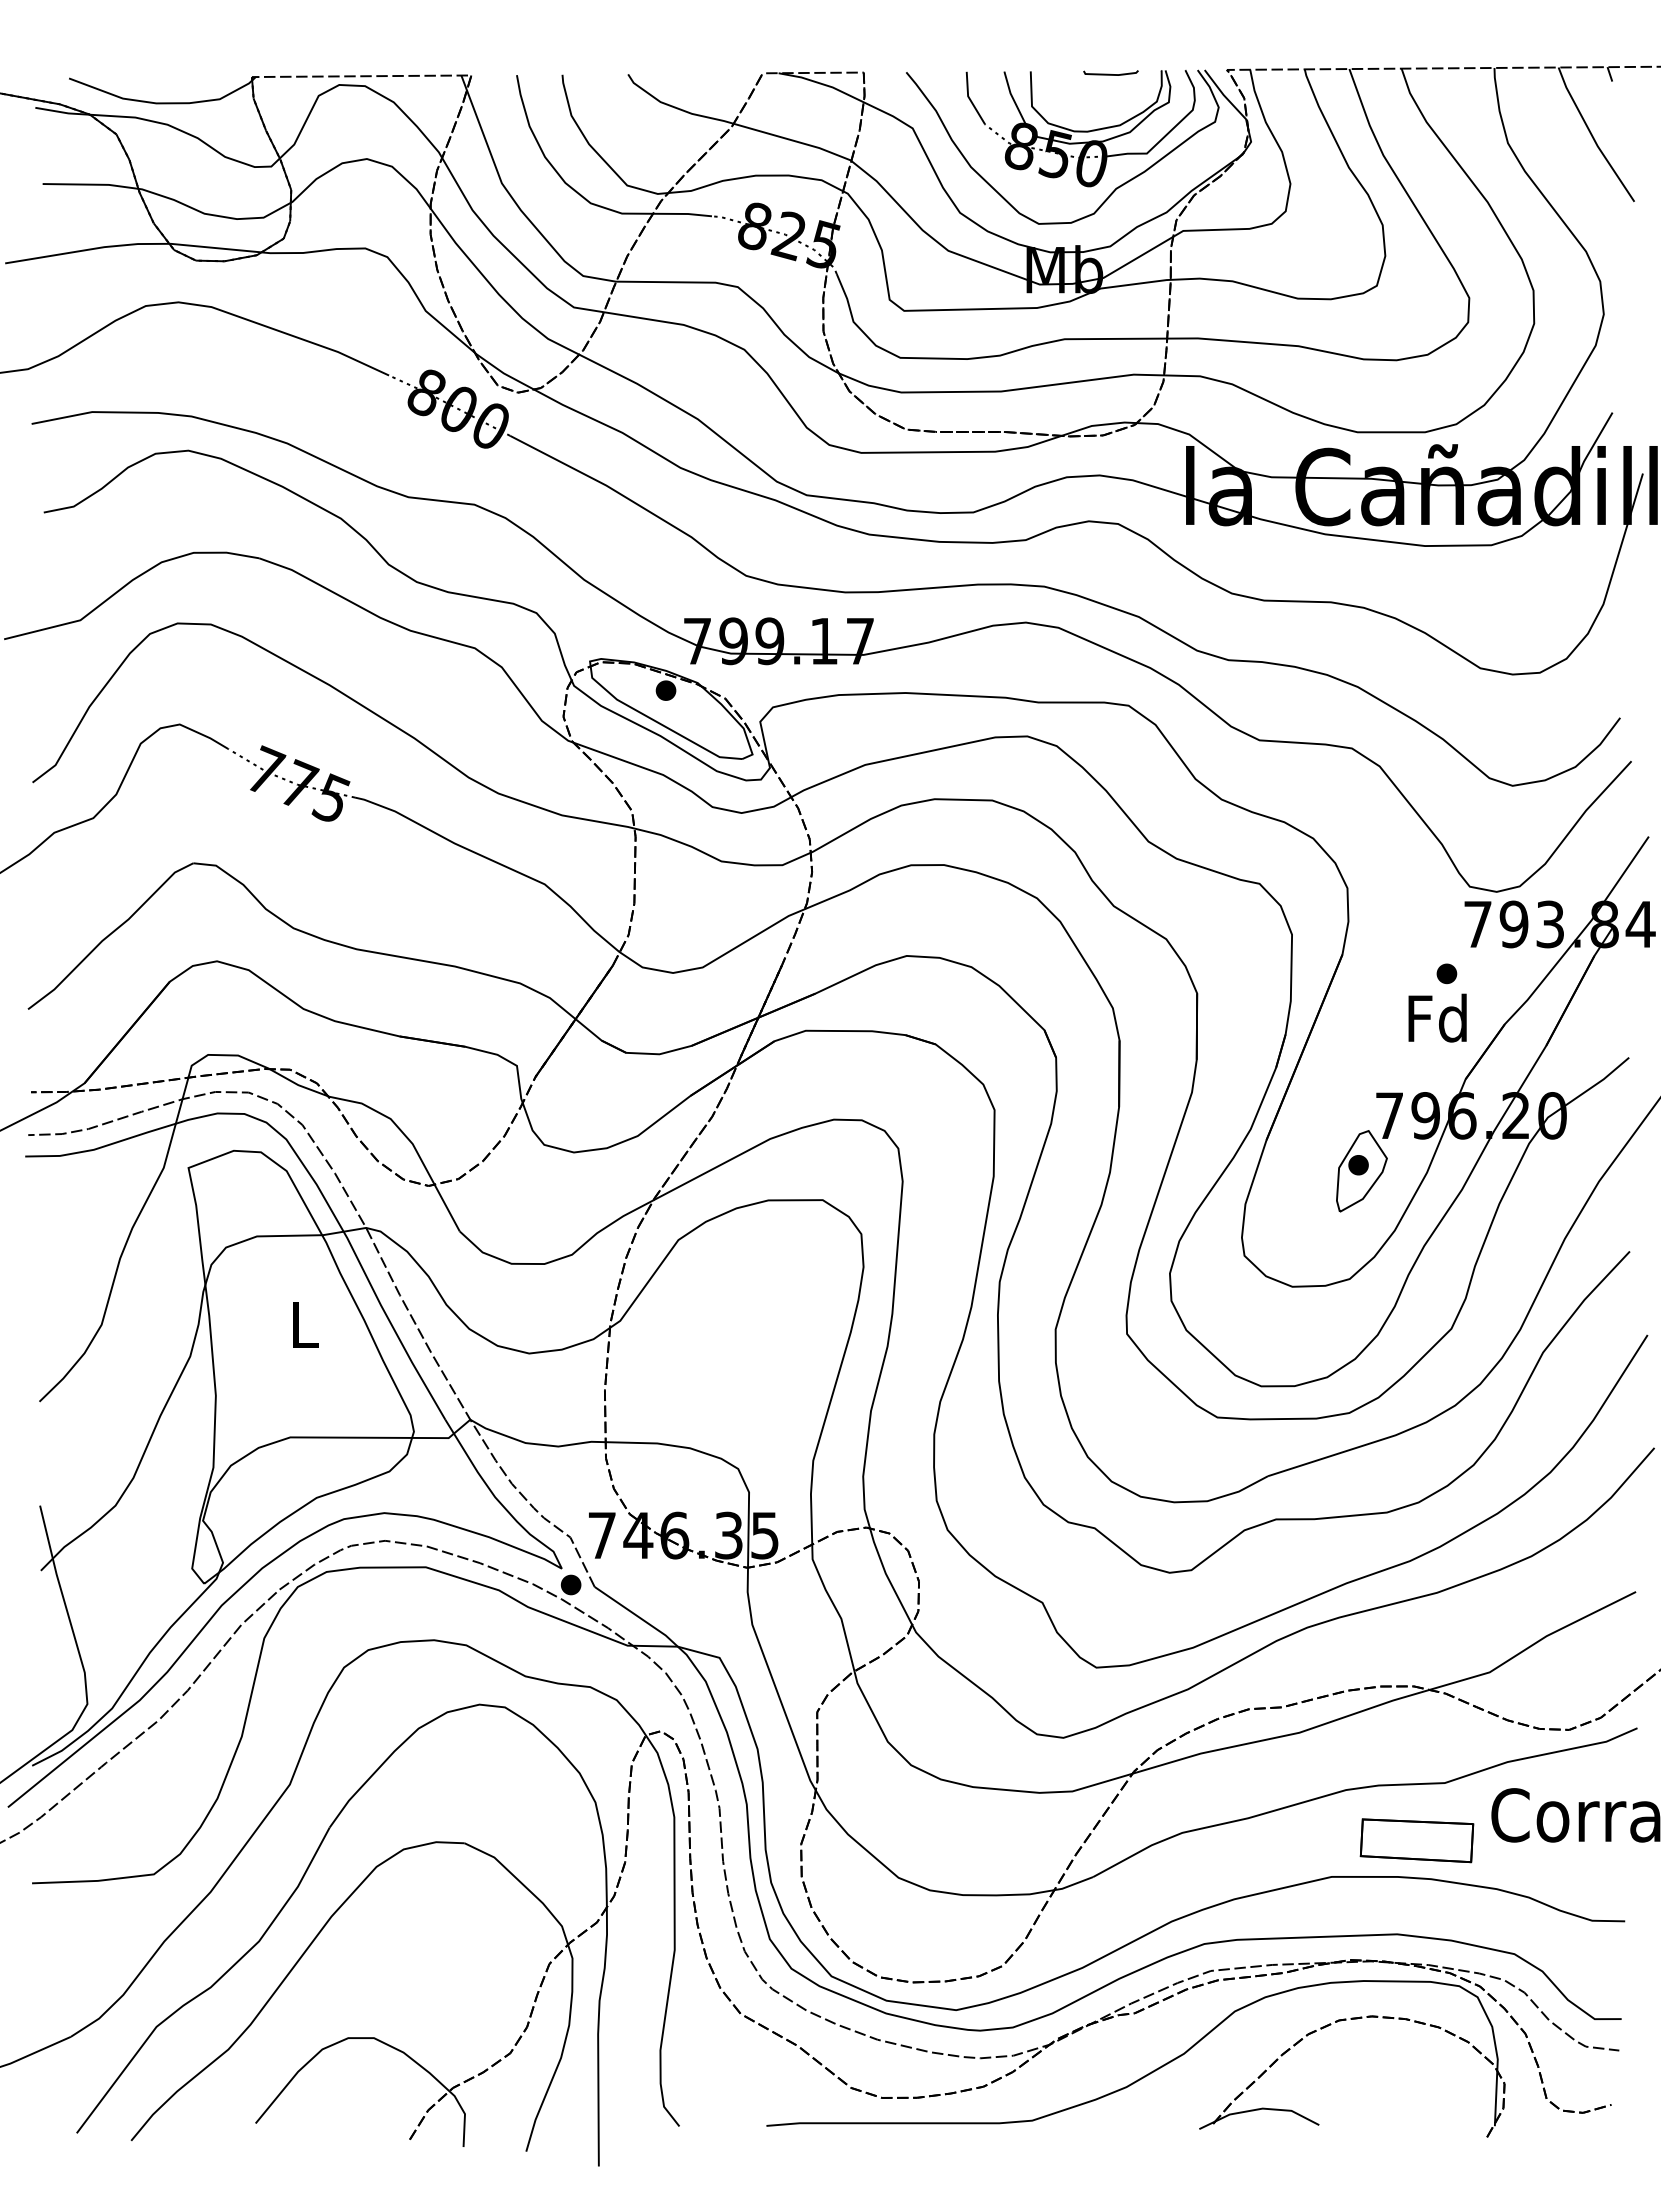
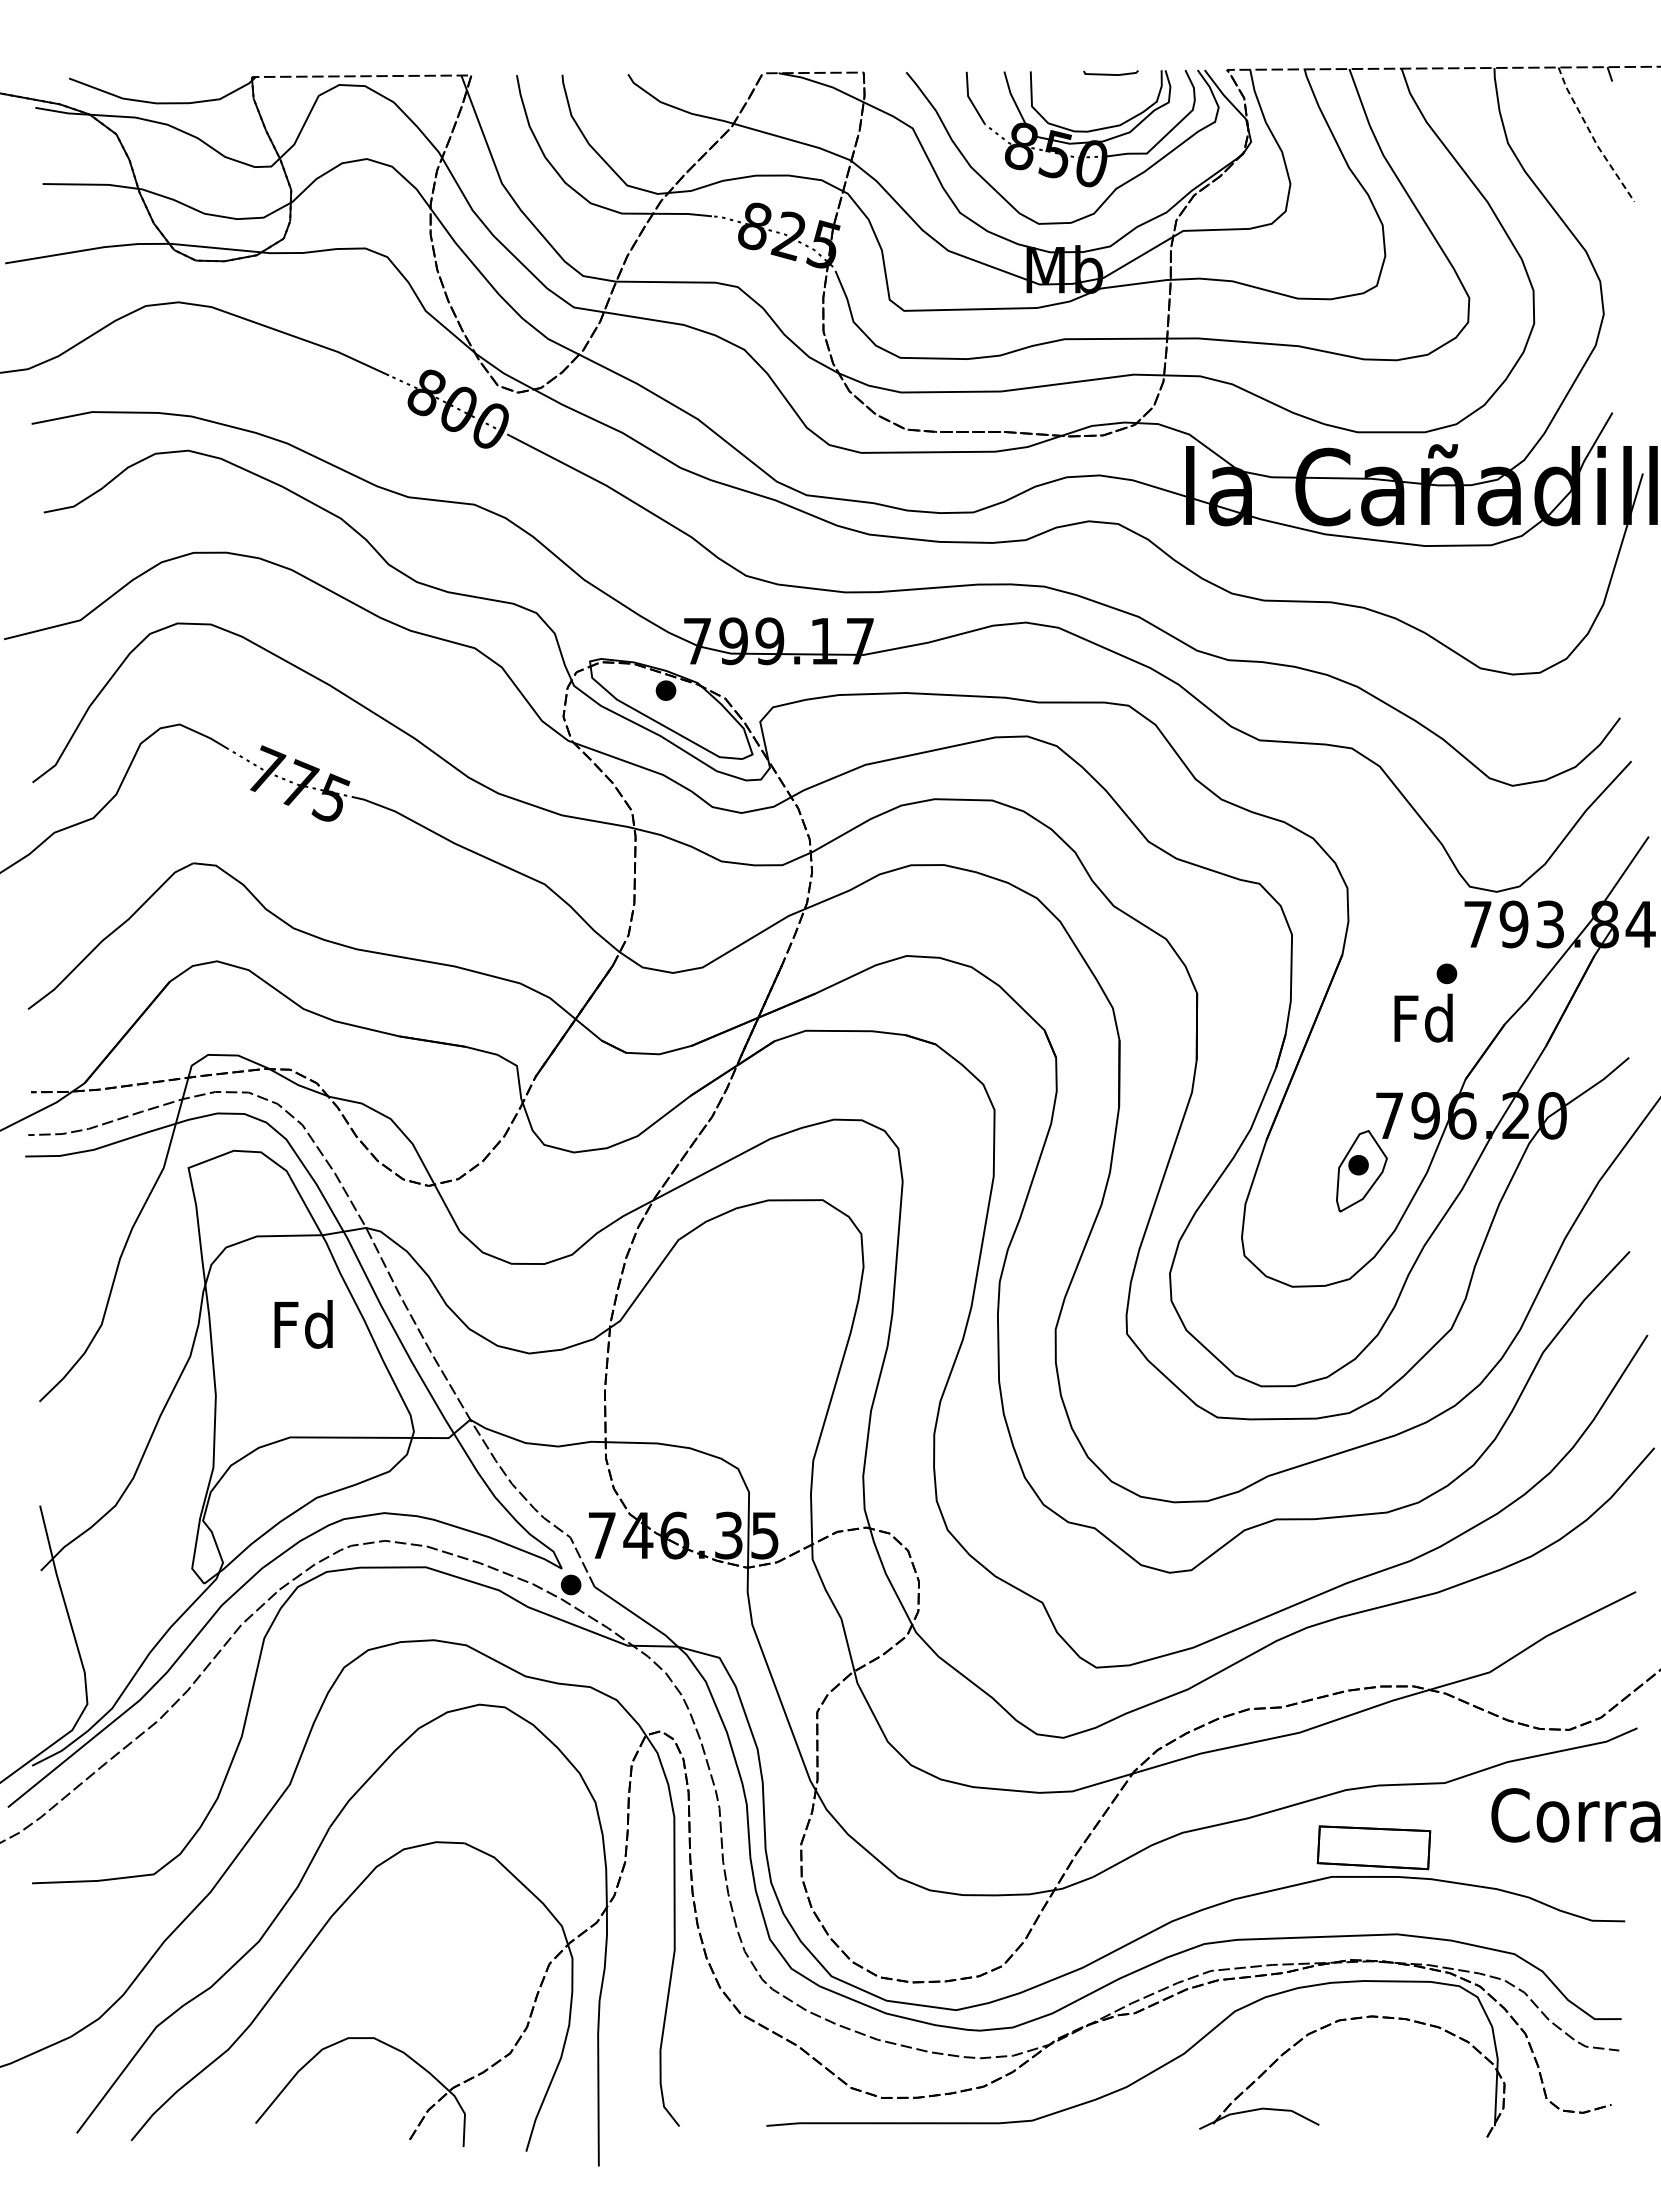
line: solid -> dashed (1592, 136)
text position: (1437, 1017) -> (1423, 1017) (1423, 1017)
text: L -> Fd (303, 1324)
part position: (1416, 1840) -> (1373, 1847) (1373, 1847)
